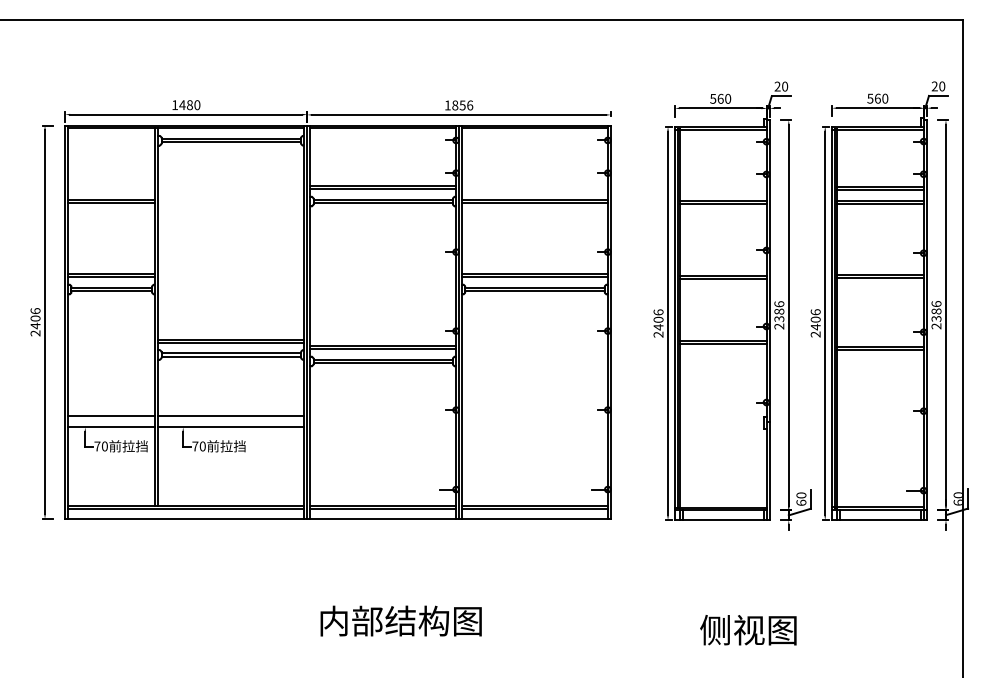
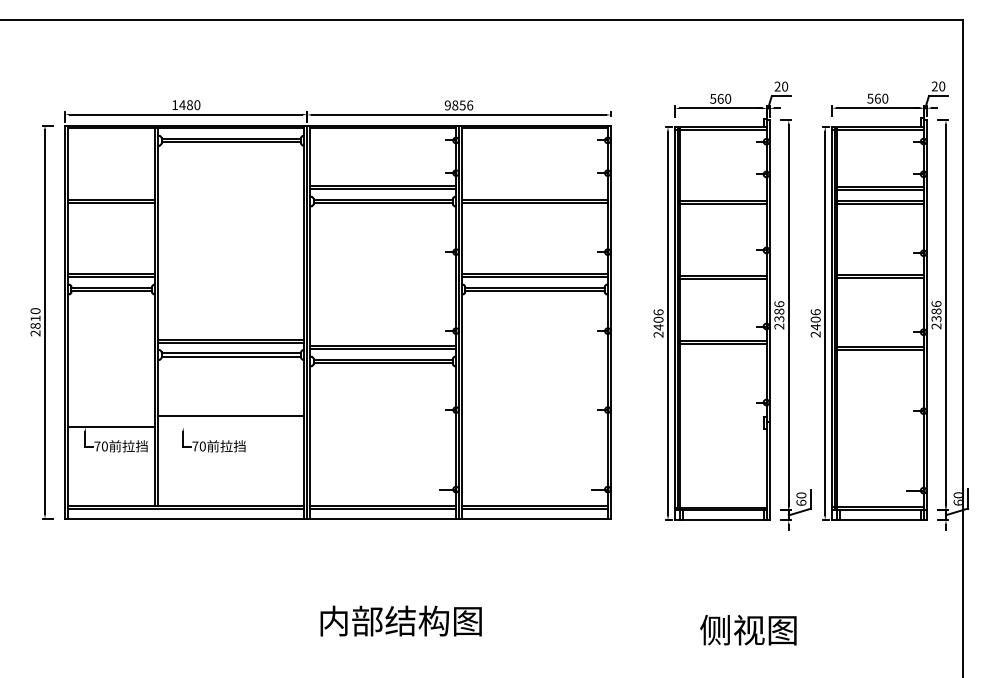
text: 1856 -> 9856 (447, 105)
text: 2406 -> 2810 (35, 318)
line: present -> none (111, 415)
line: present -> none (231, 427)
